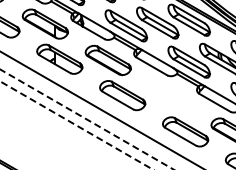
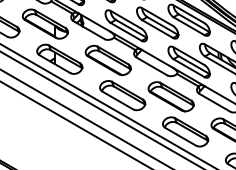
part: none -> present (170, 96)
line: none -> present (107, 105)
line: dashed -> solid (87, 119)
line: dashed -> solid (76, 125)
